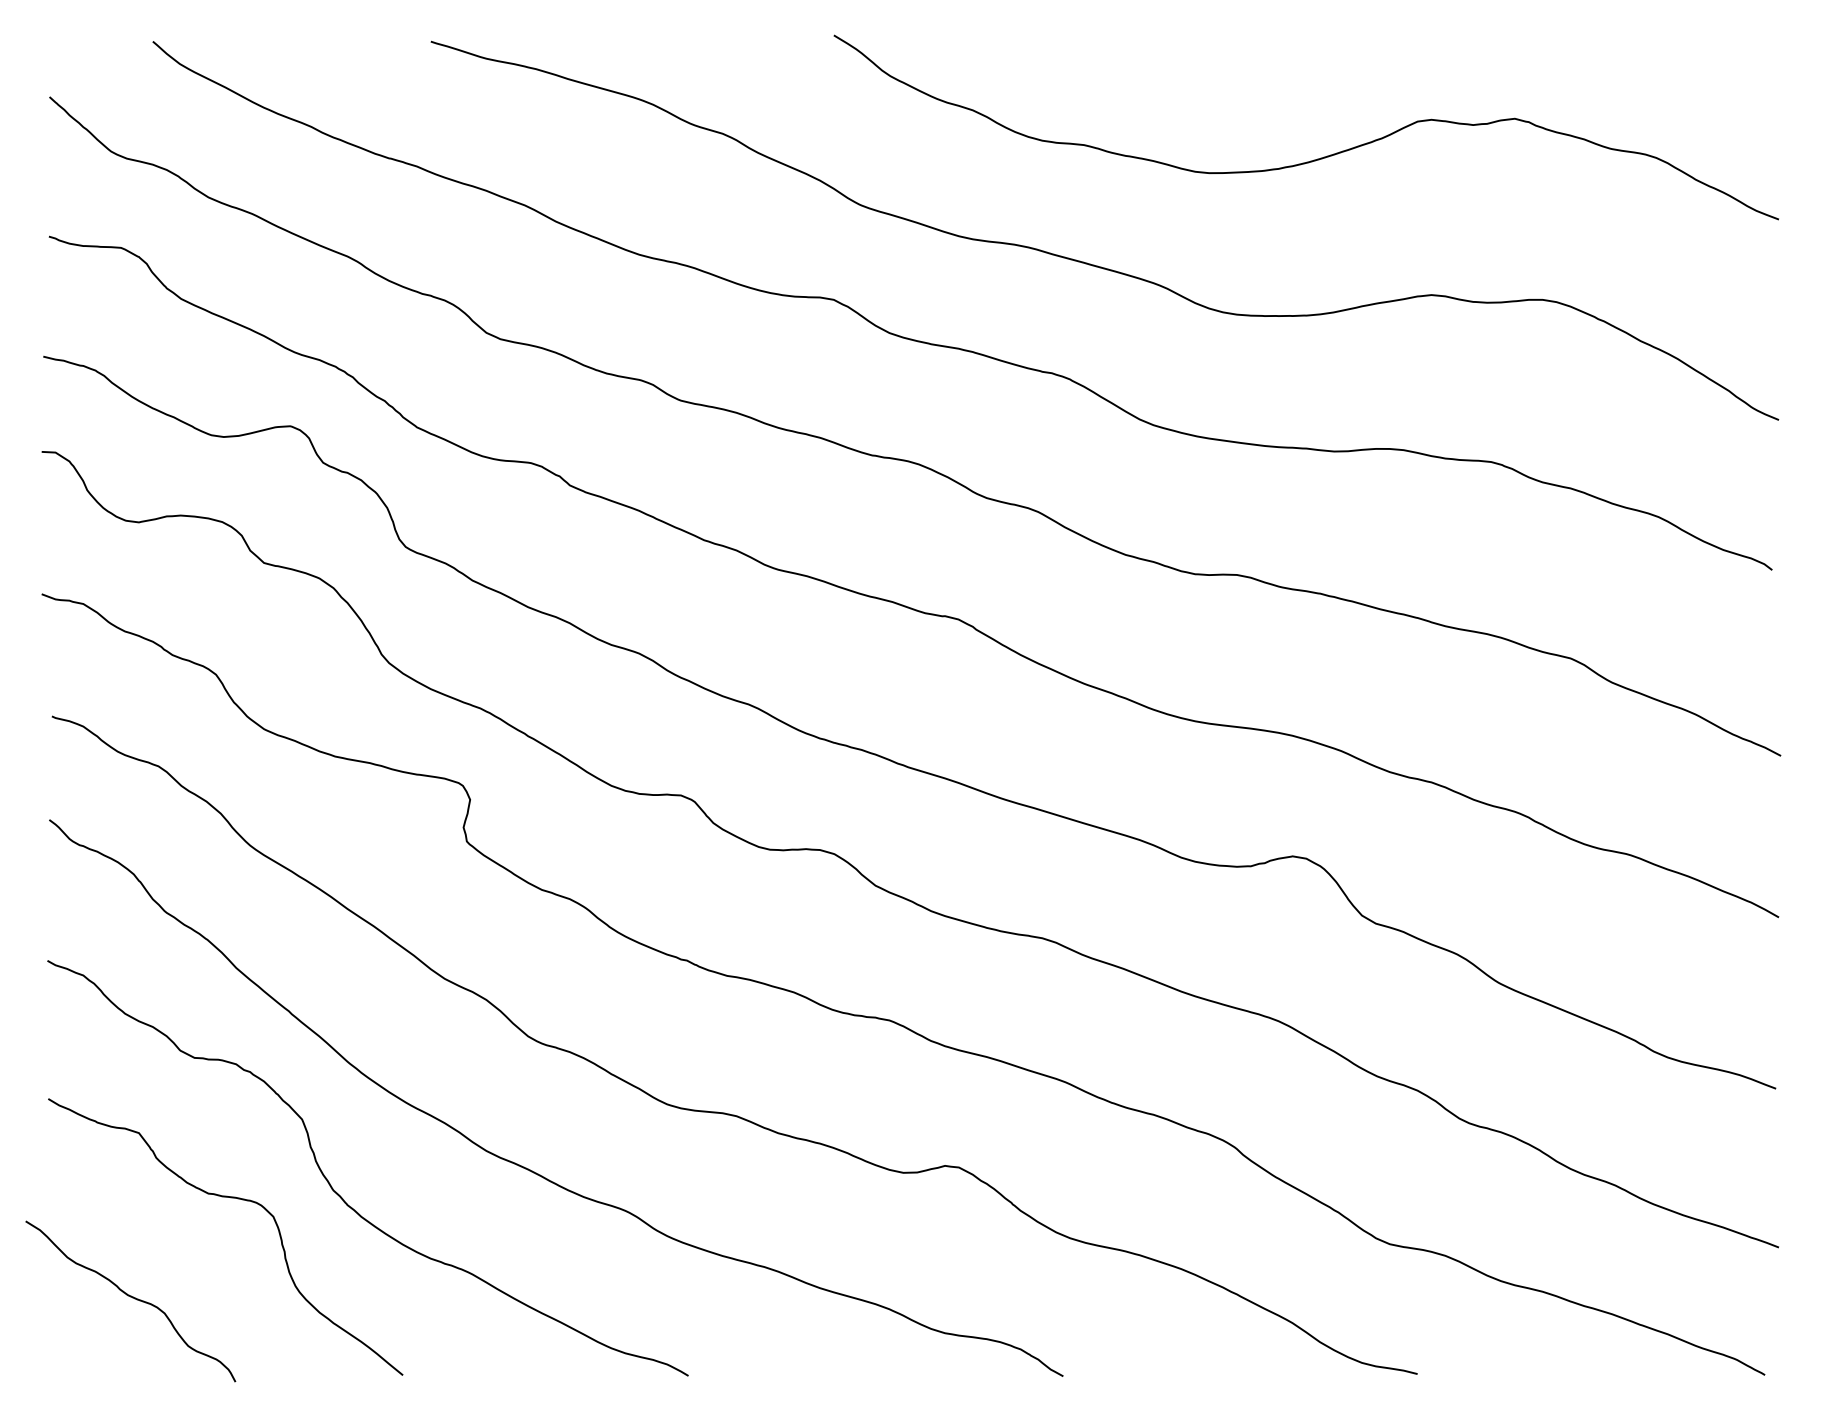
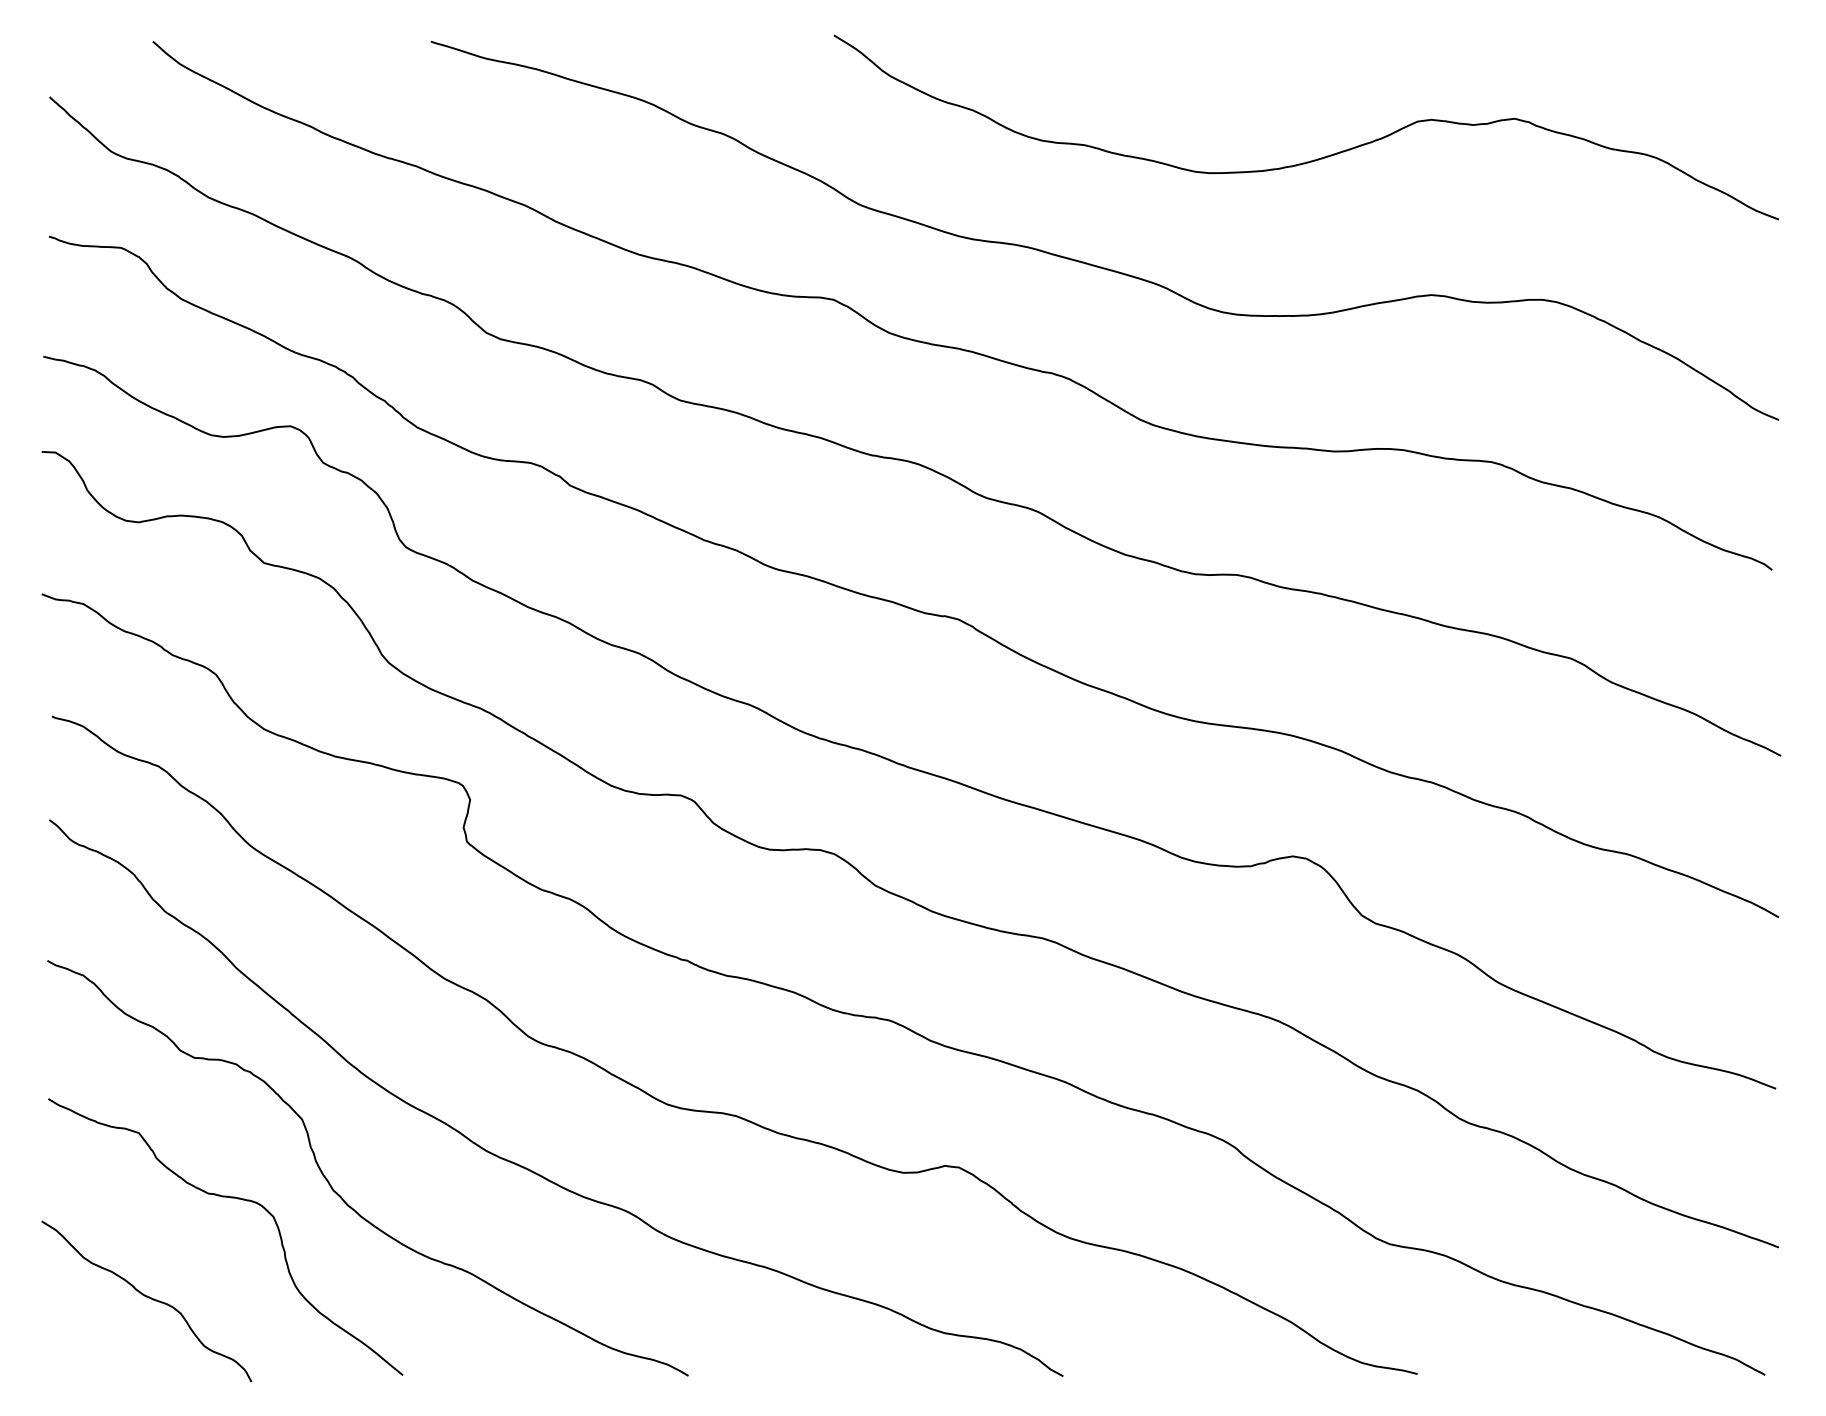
curve position: (132, 1298) -> (148, 1298) (148, 1298)
